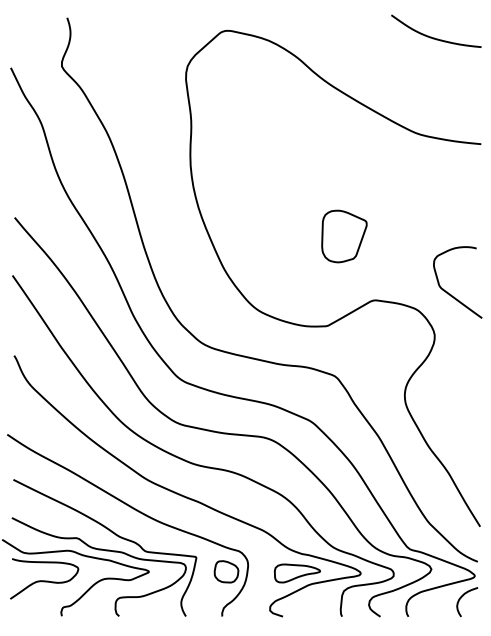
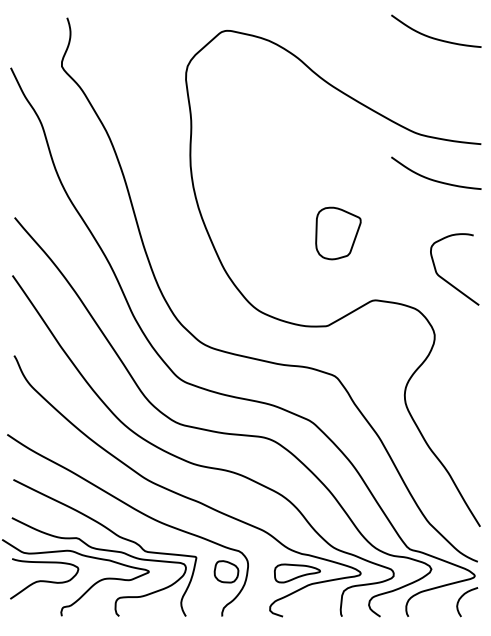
curve: none -> present (434, 179)
part position: (344, 236) -> (338, 233) (338, 233)
curve position: (451, 294) -> (448, 281) (448, 281)
